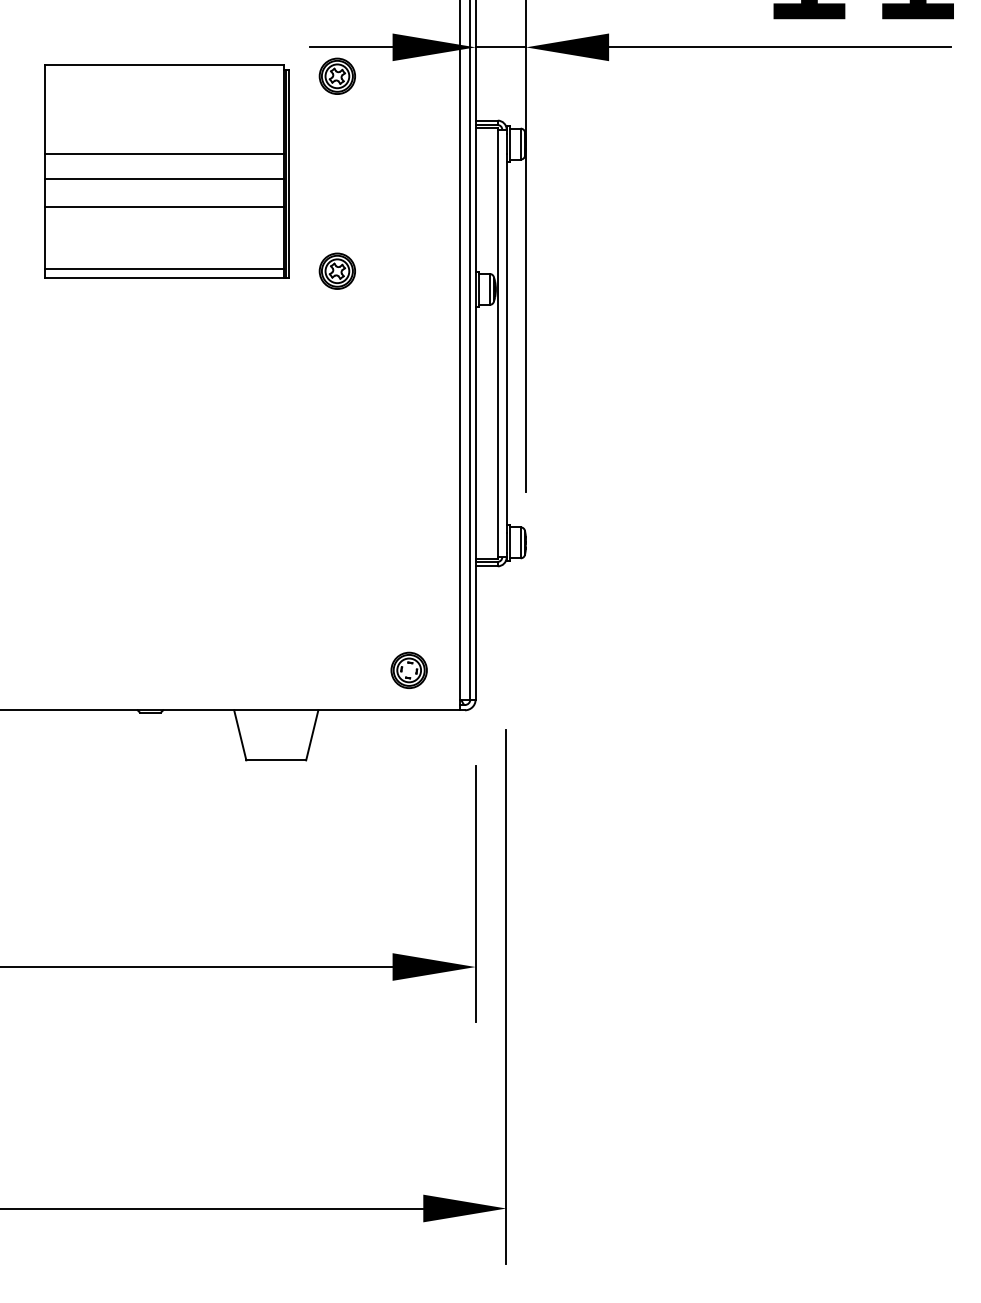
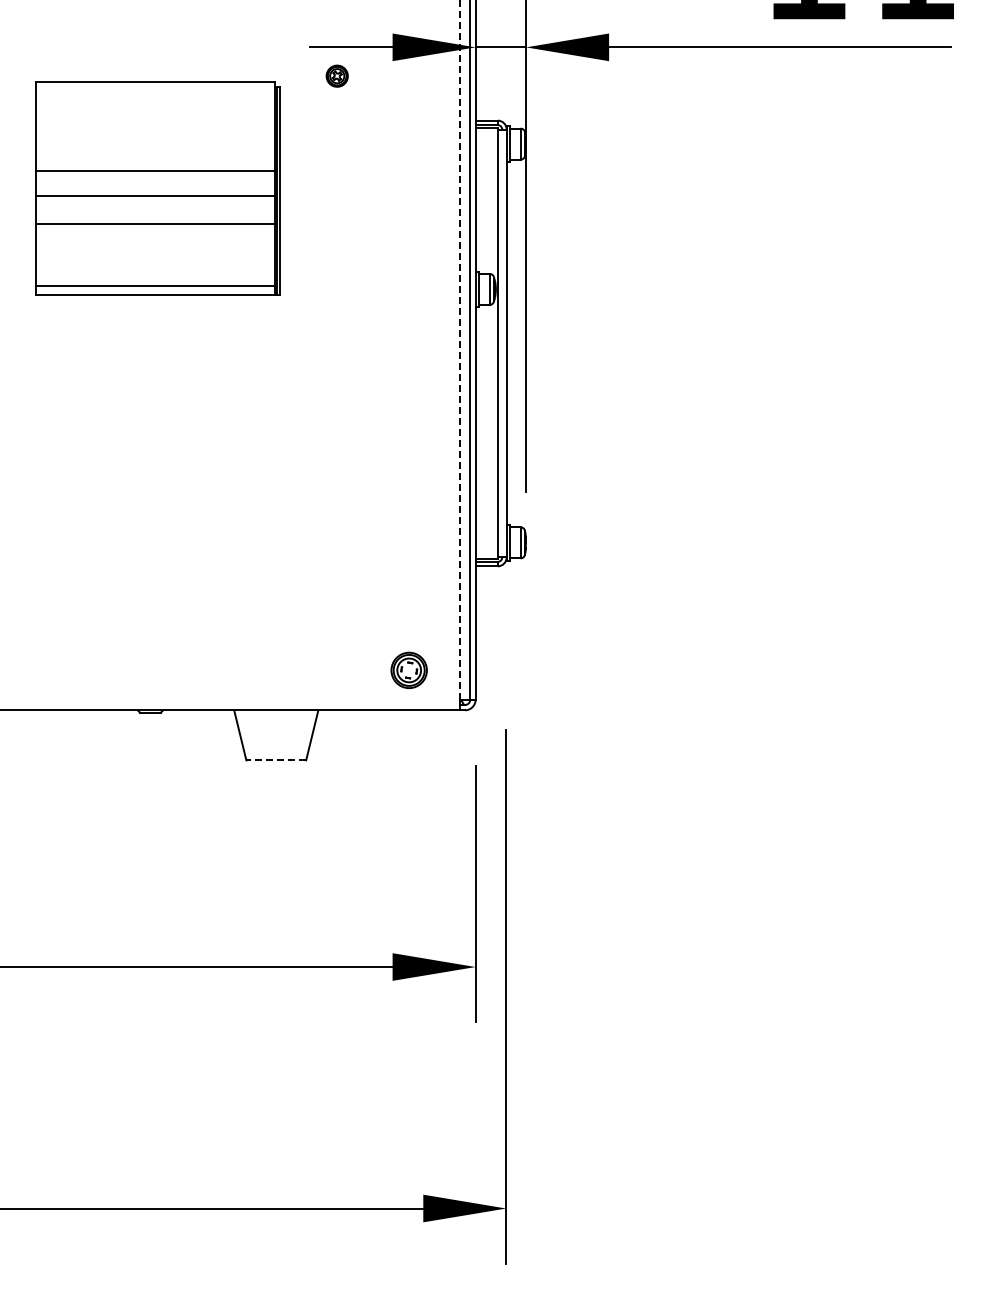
part size: 38x38 px -> 24x24 px (336, 75)
part position: (166, 171) -> (157, 188) (157, 188)
part: present -> none (336, 270)
line: solid -> dashed (459, 349)
line: solid -> dashed (276, 760)
